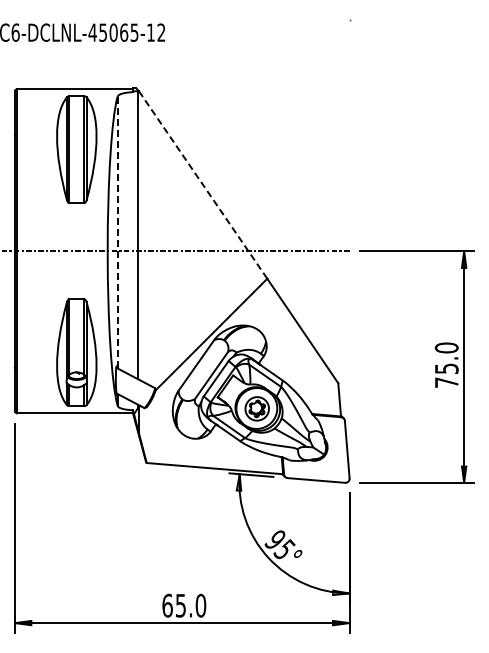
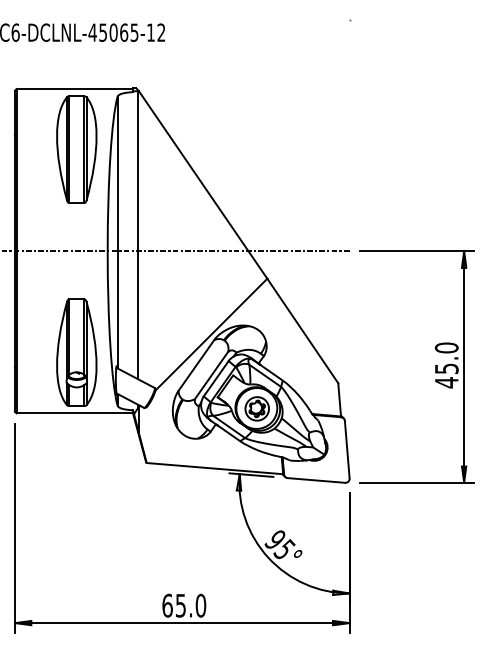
line: dashed -> solid (203, 185)
line: dashed -> solid (117, 232)
text: 75.0 -> 45.0 (446, 382)
